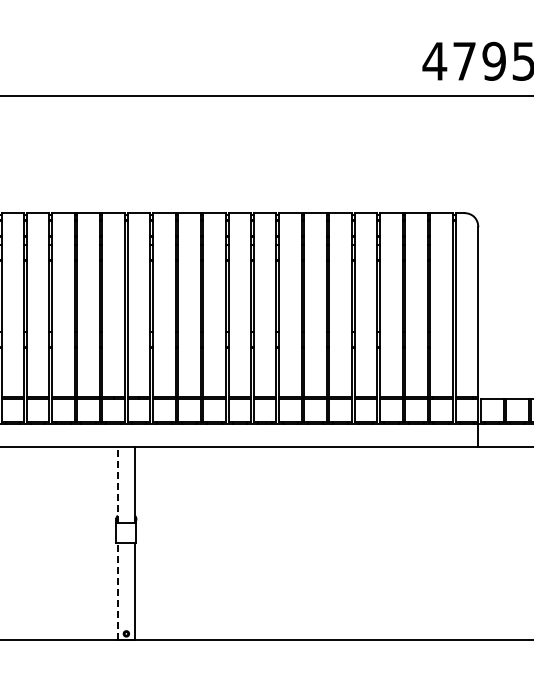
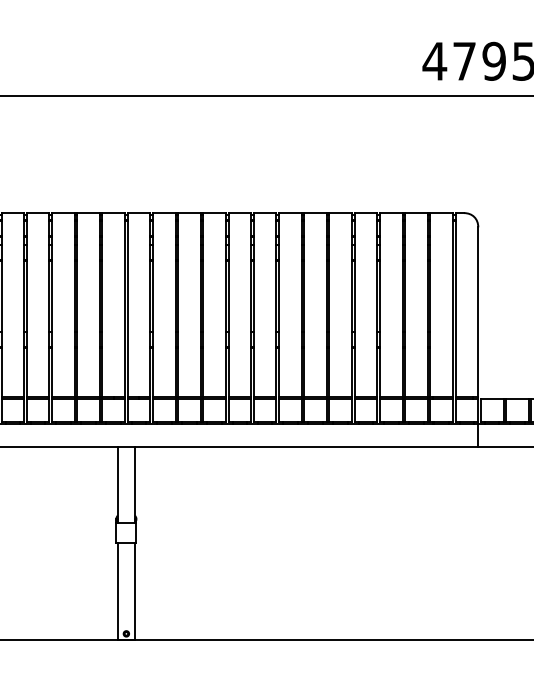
line: dashed -> solid (117, 484)
line: dashed -> solid (117, 591)
